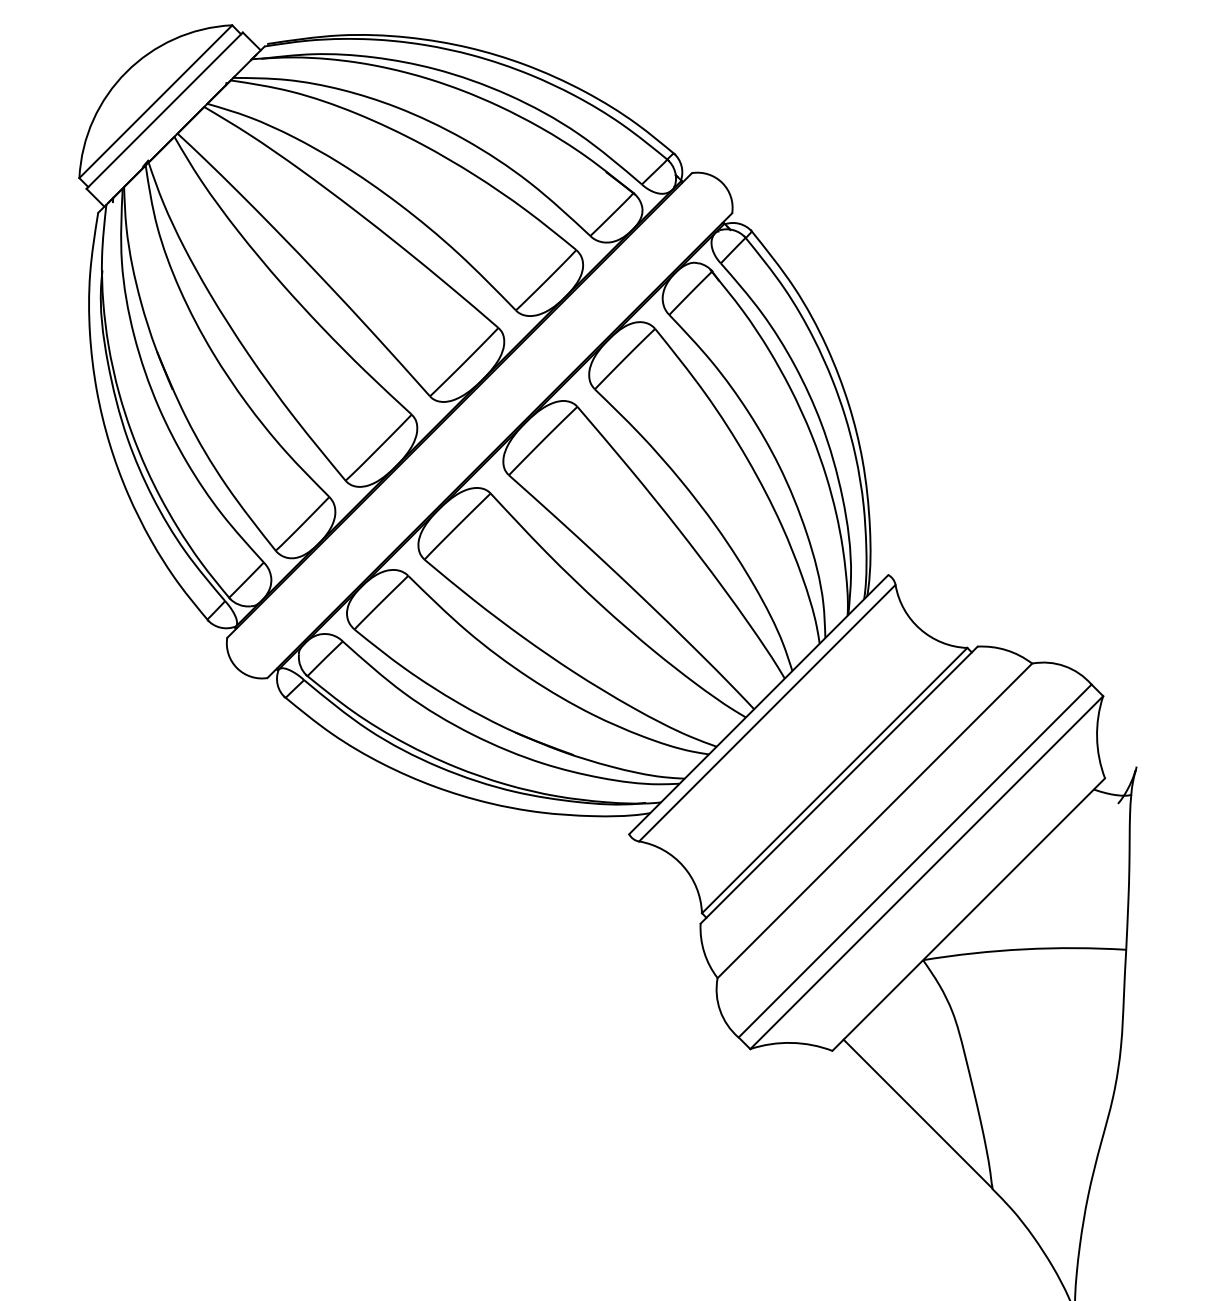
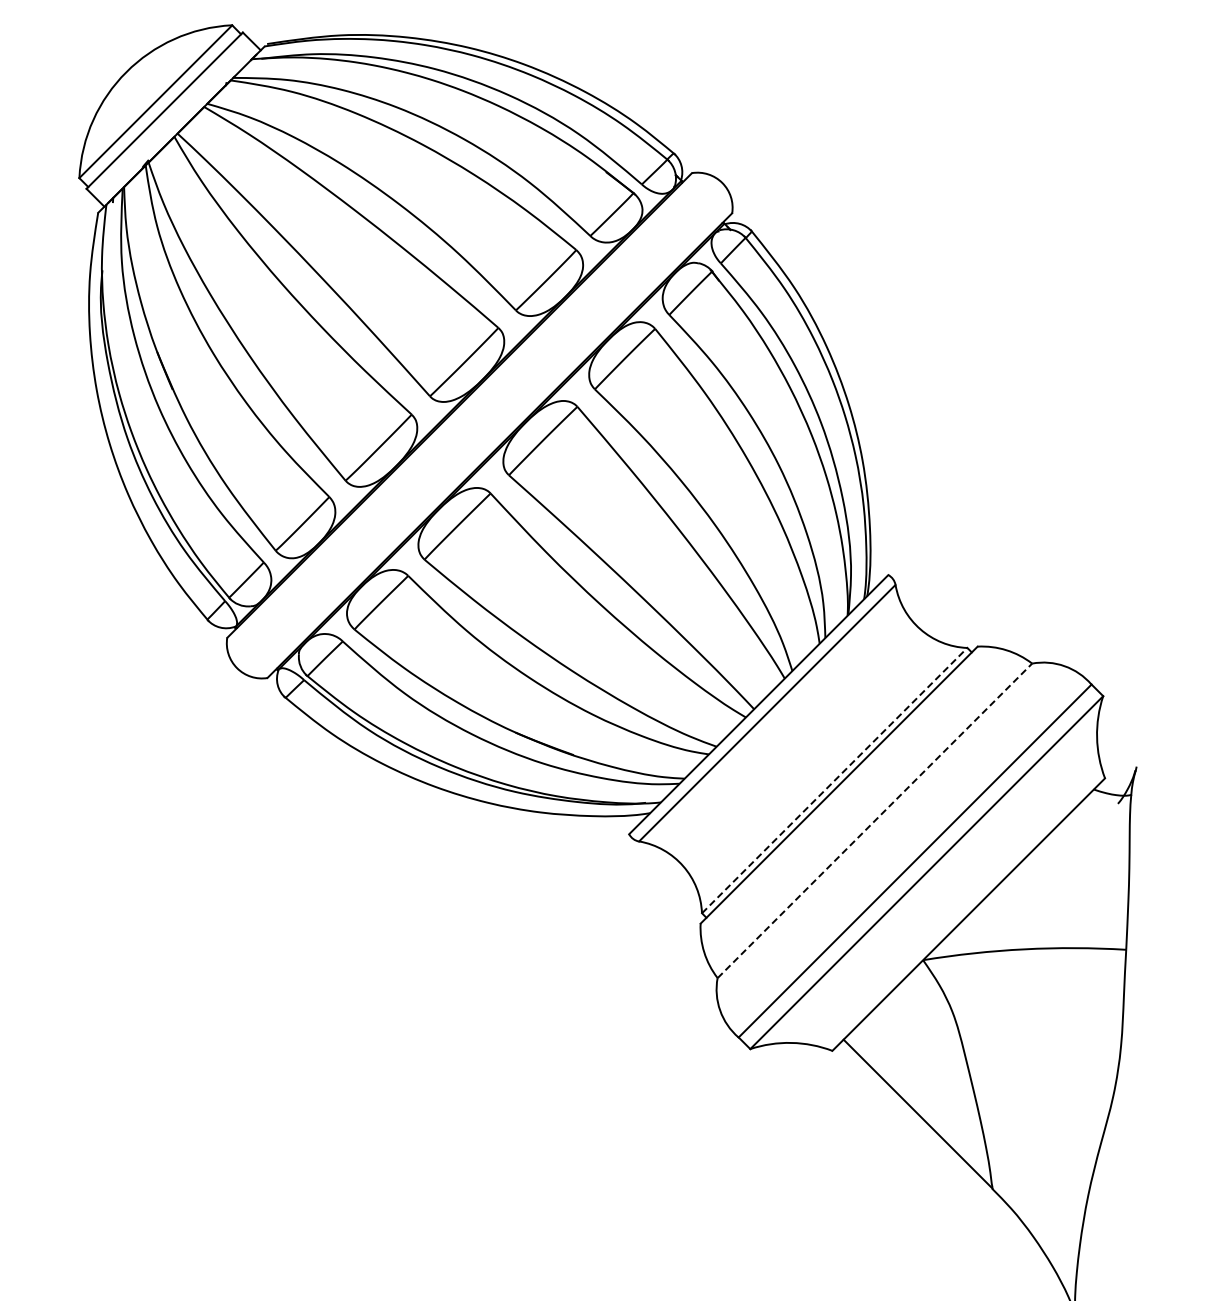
line: solid -> dashed (834, 780)
line: solid -> dashed (875, 820)
